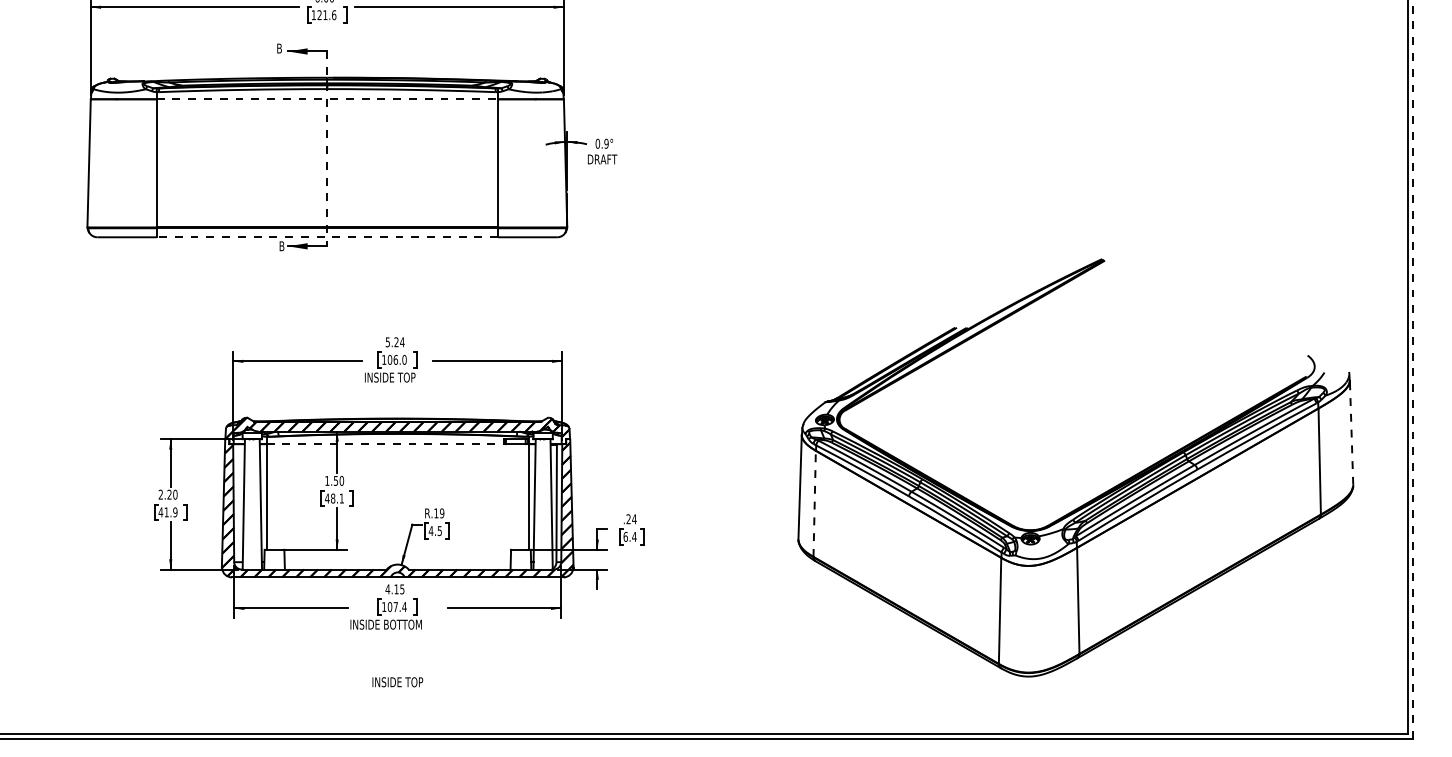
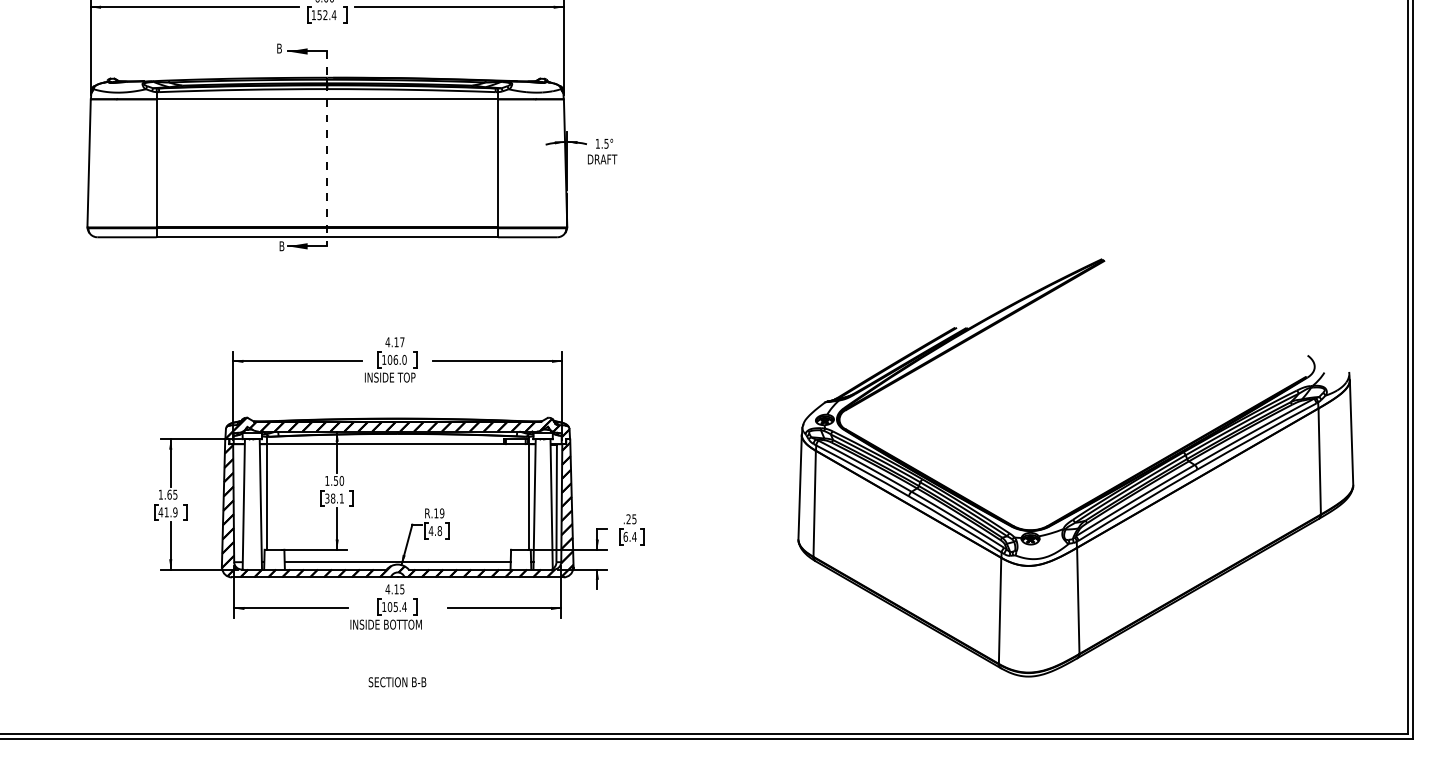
text: 121.6 -> 152.4 (326, 15)
line: dashed -> solid (327, 99)
text: 0.9° -> 1.5° (601, 143)
line: dashed -> solid (327, 237)
text: 5.24 -> 4.17 (394, 342)
line: dashed -> solid (1412, 369)
line: dashed -> solid (1351, 432)
line: dashed -> solid (385, 444)
text: 2.20 -> 1.65 (167, 494)
text: 48.1 -> 38.1 (327, 498)
line: dashed -> solid (814, 503)
text: .24 -> .25 (634, 519)
text: 4.5 -> 4.8 (439, 530)
line: none -> present (397, 562)
text: 107.4 -> 105.4 (395, 607)
text: INSIDE TOP -> SECTION B-B (397, 682)
